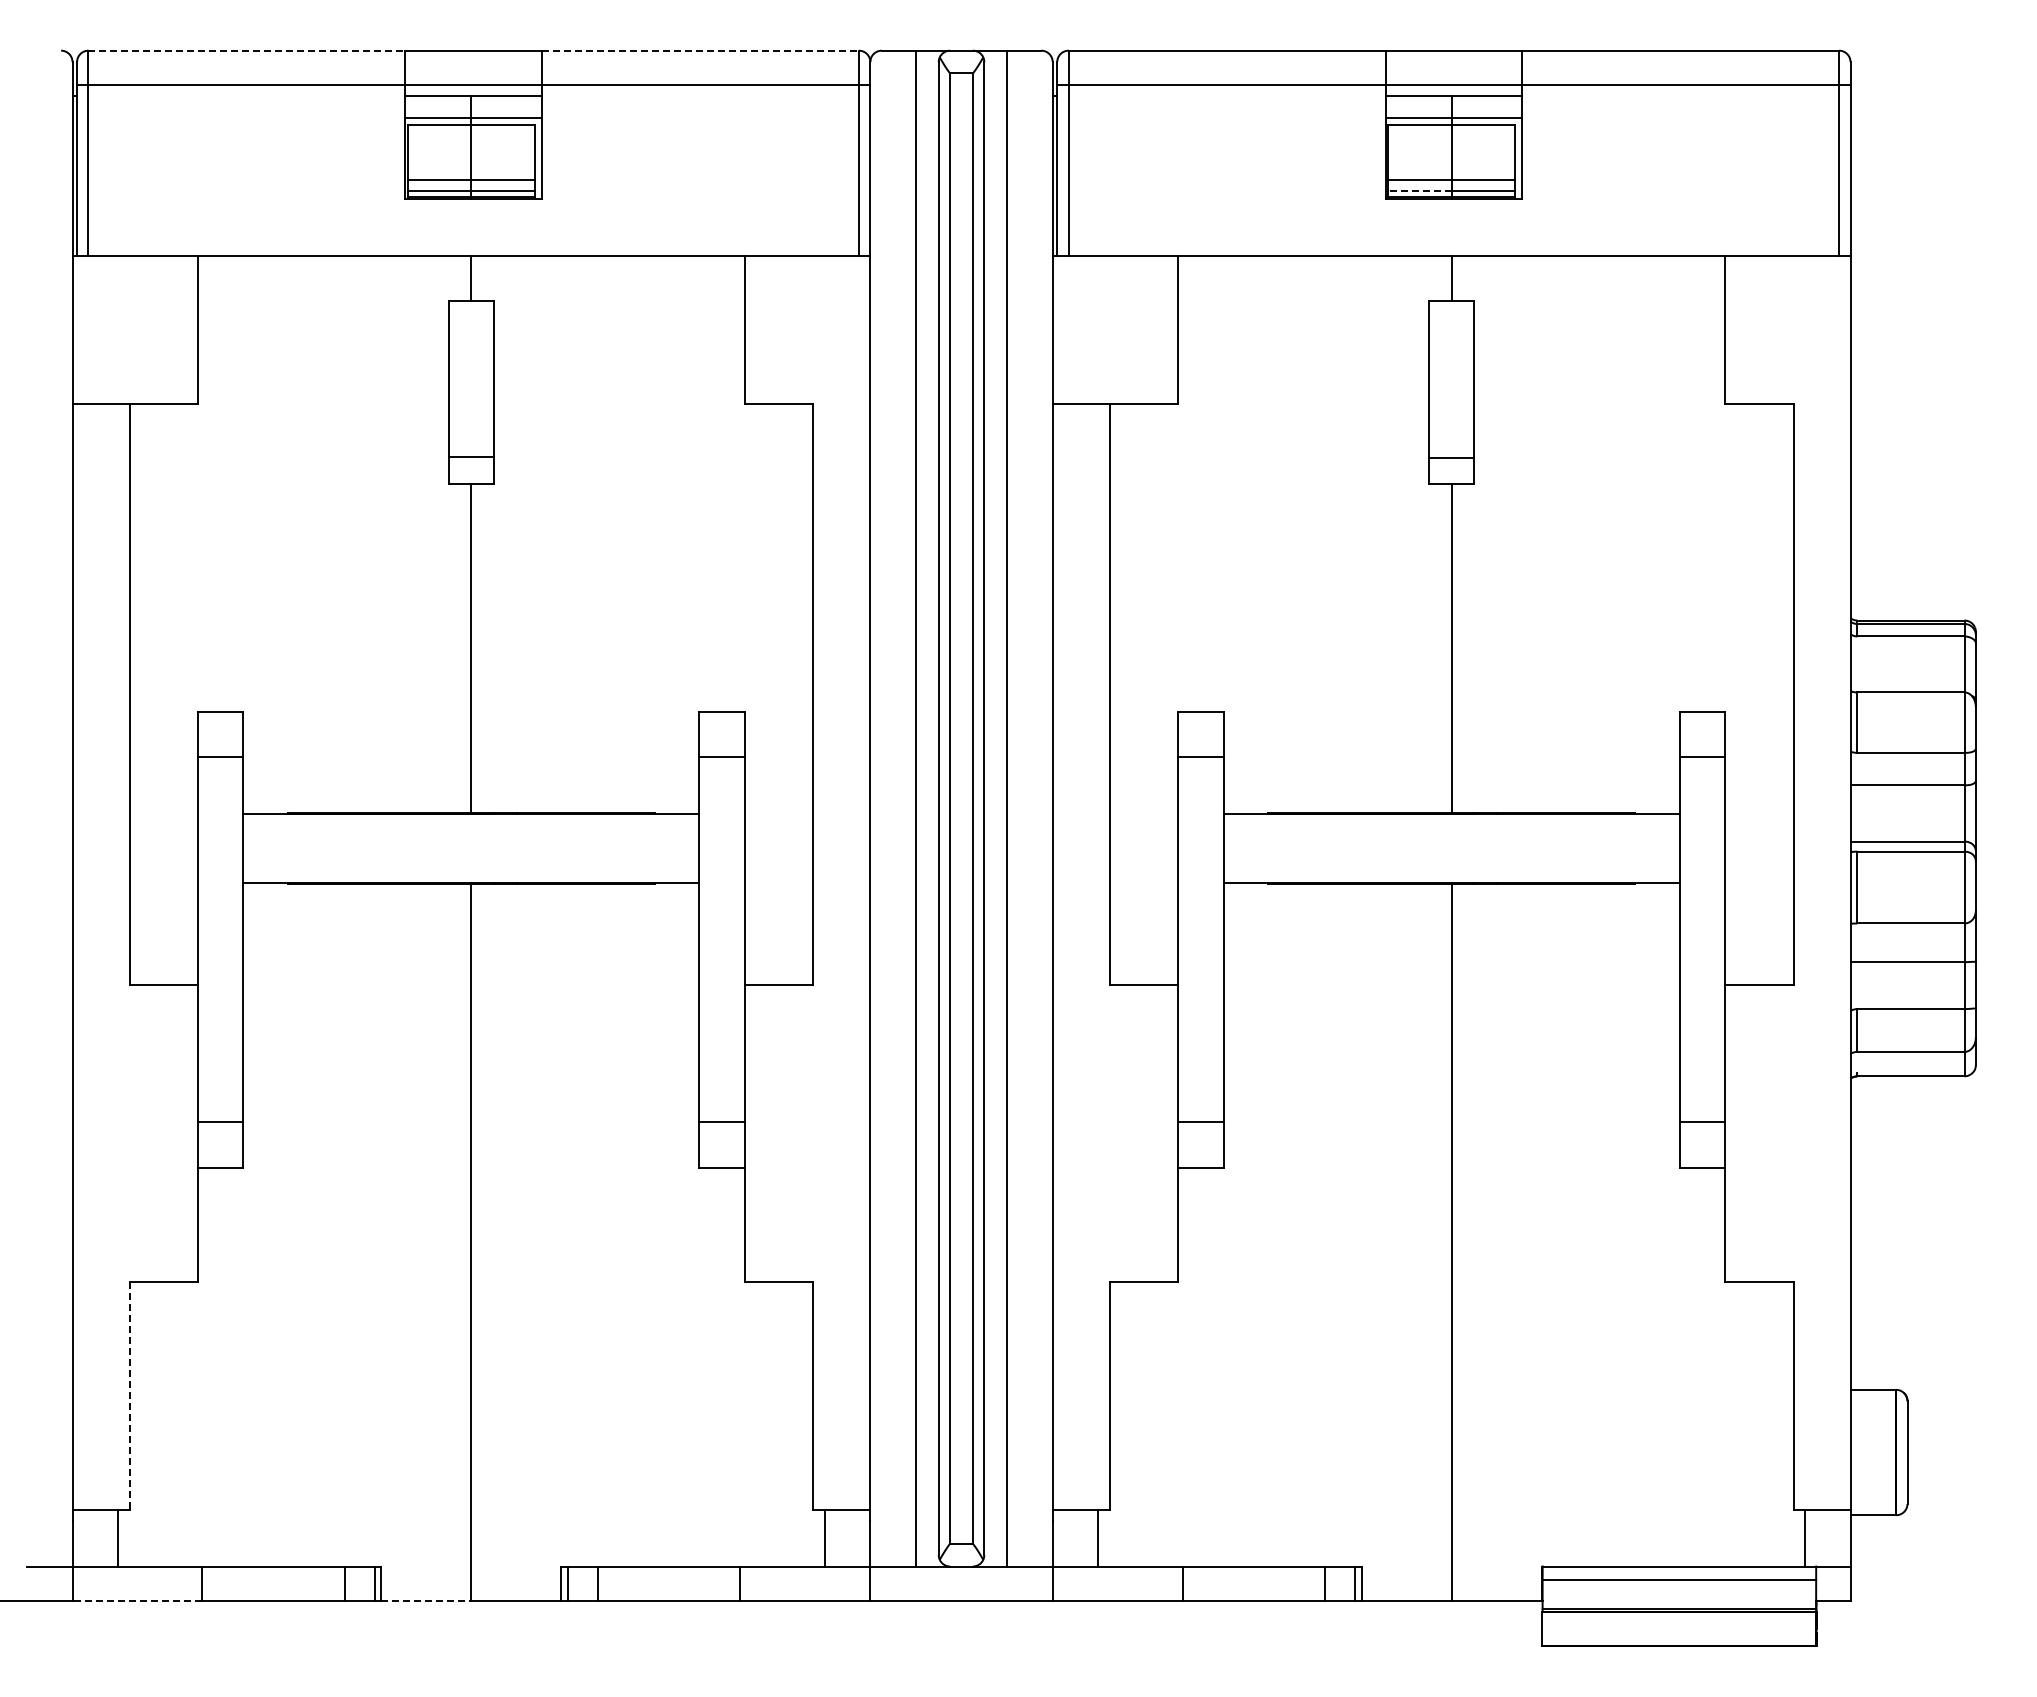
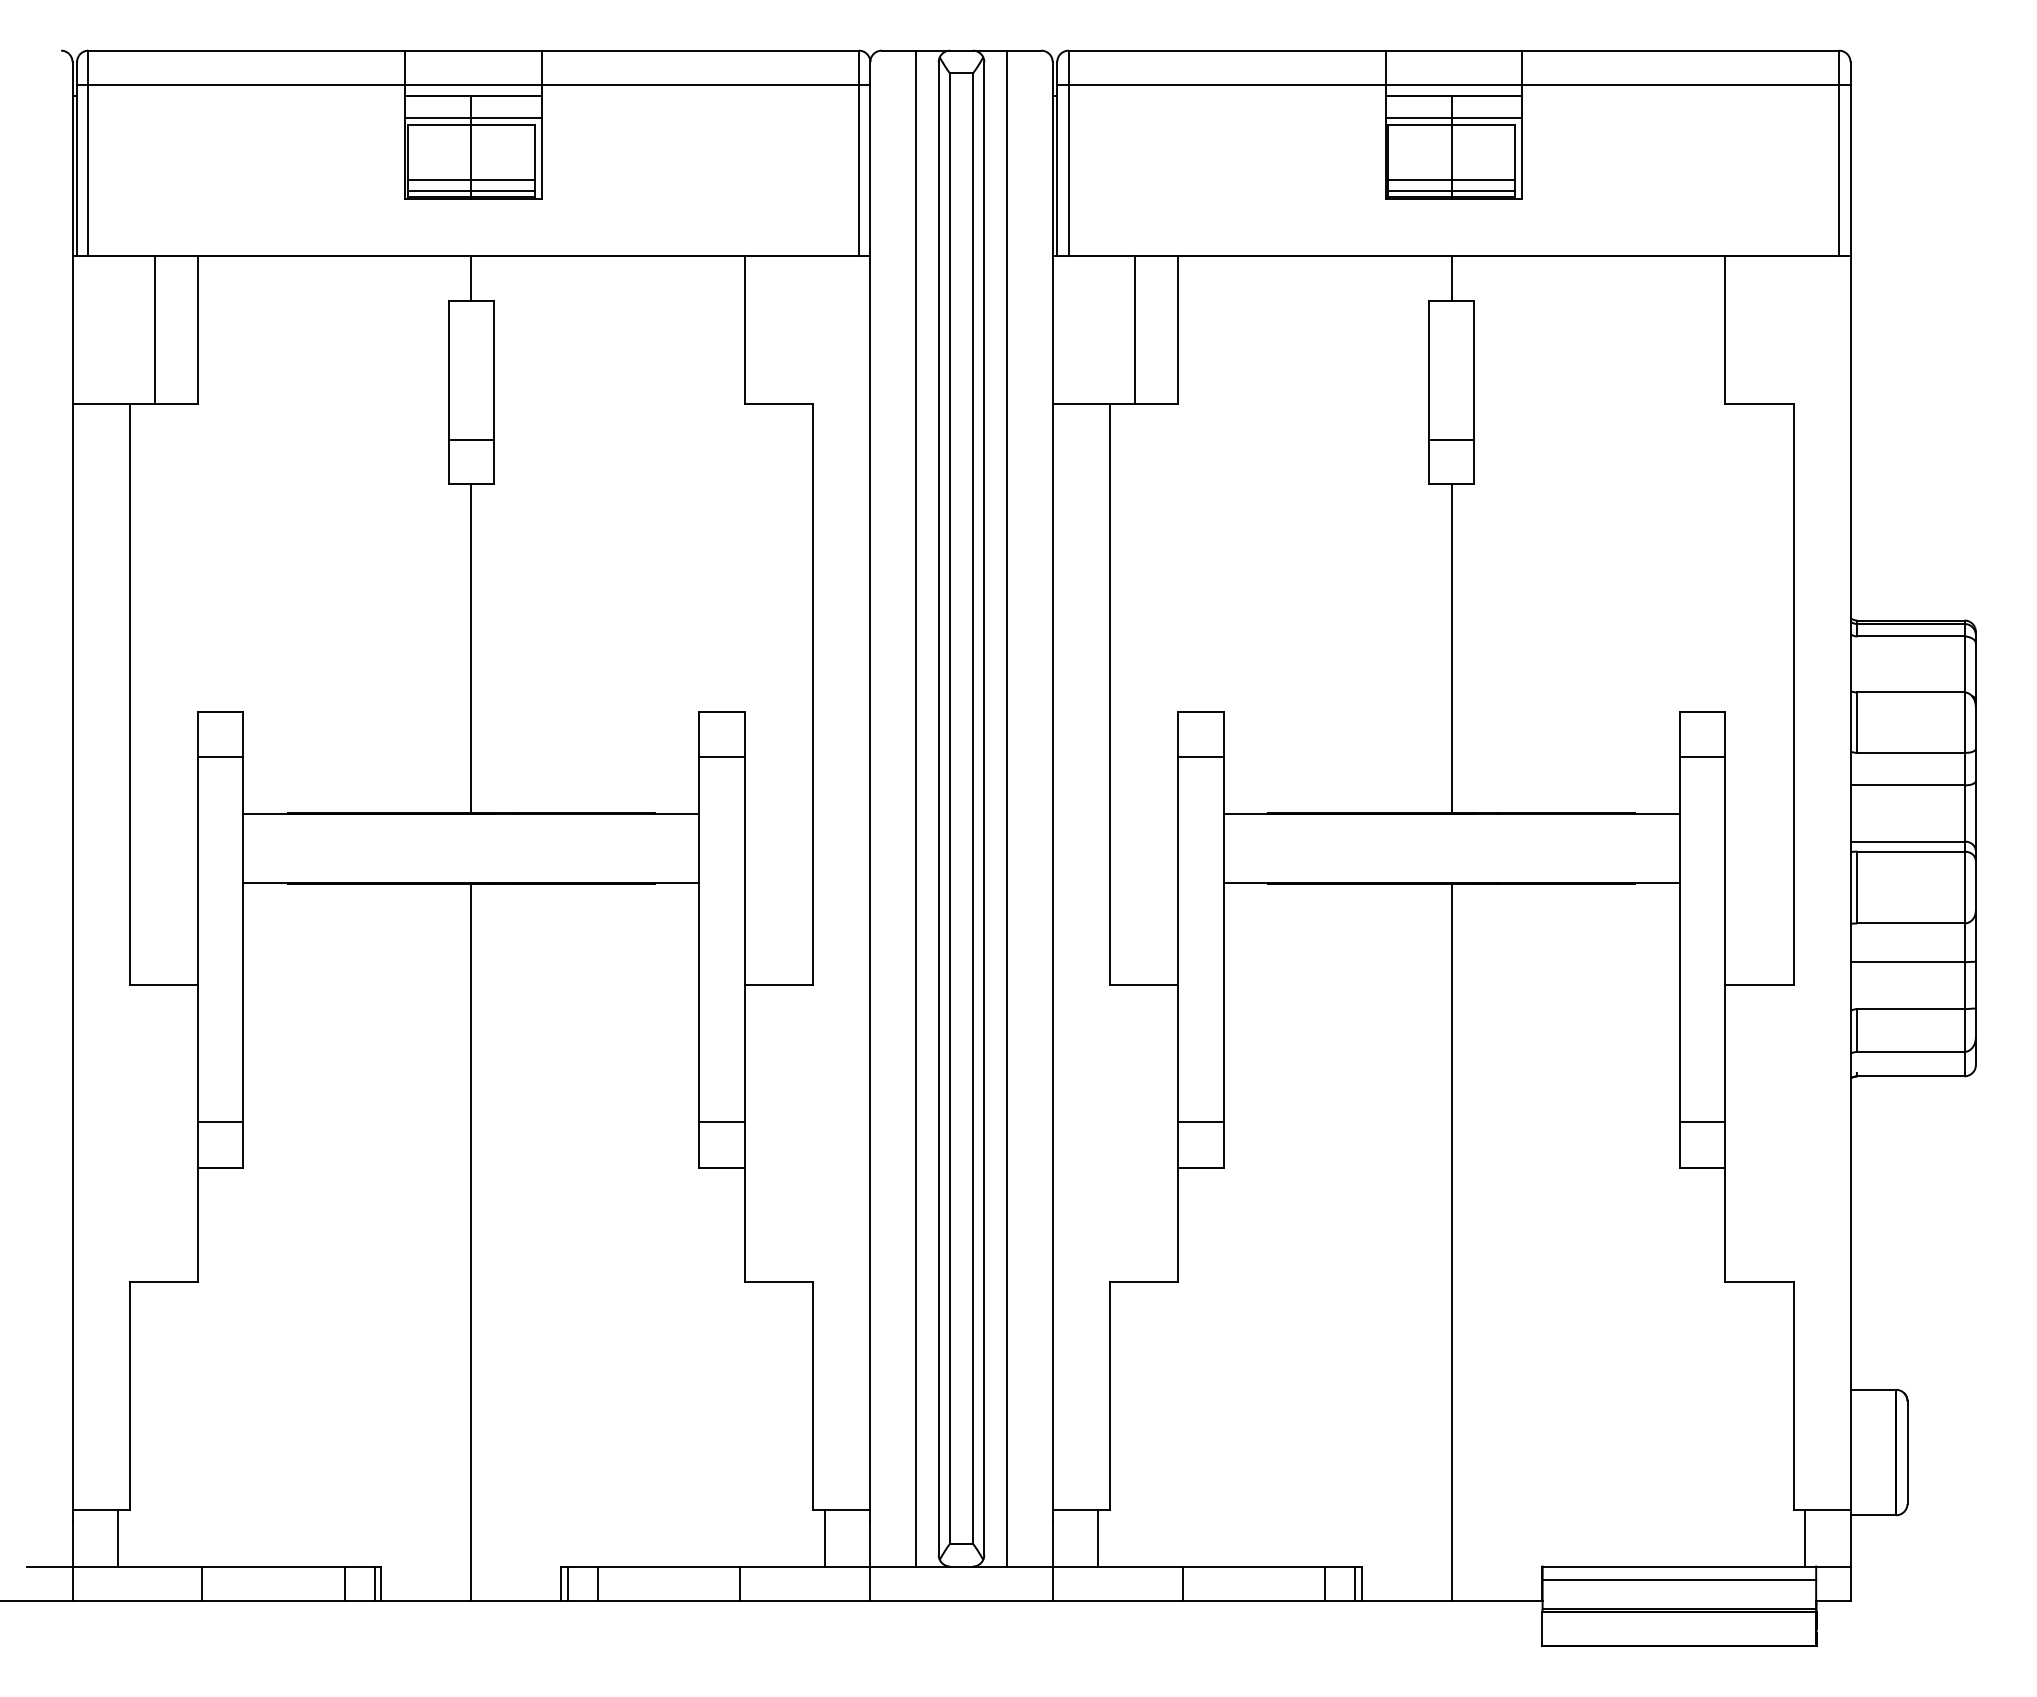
line: dashed -> solid (247, 50)
line: dashed -> solid (701, 50)
line: dashed -> solid (1419, 190)
line: none -> present (154, 329)
line: none -> present (1134, 329)
line position: (471, 456) -> (471, 439) (471, 439)
line position: (1451, 457) -> (1451, 439) (1451, 439)
line: dashed -> solid (129, 1395)
line: dashed -> solid (137, 1600)
line: dashed -> solid (426, 1600)
